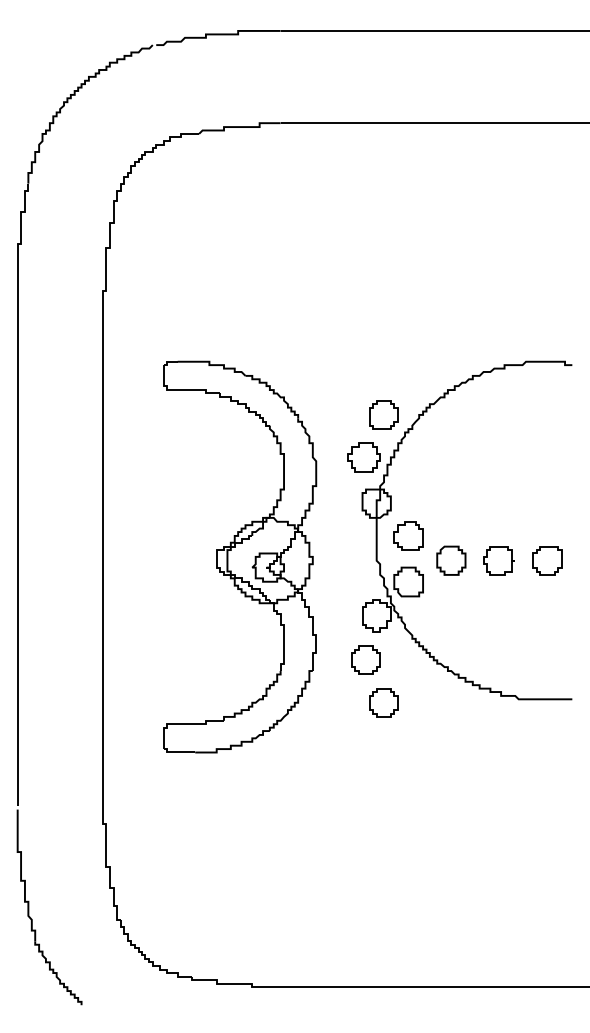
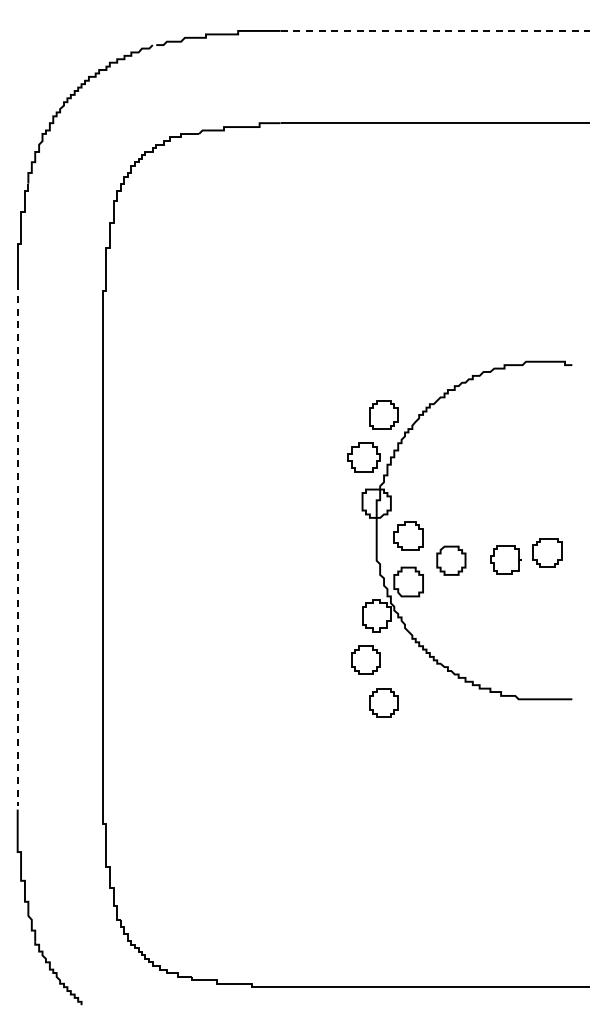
line: solid -> dashed (435, 30)
line: solid -> dashed (17, 545)
part: present -> none (240, 556)
part position: (498, 560) -> (505, 559) (505, 559)
part position: (547, 560) -> (547, 552) (547, 552)
